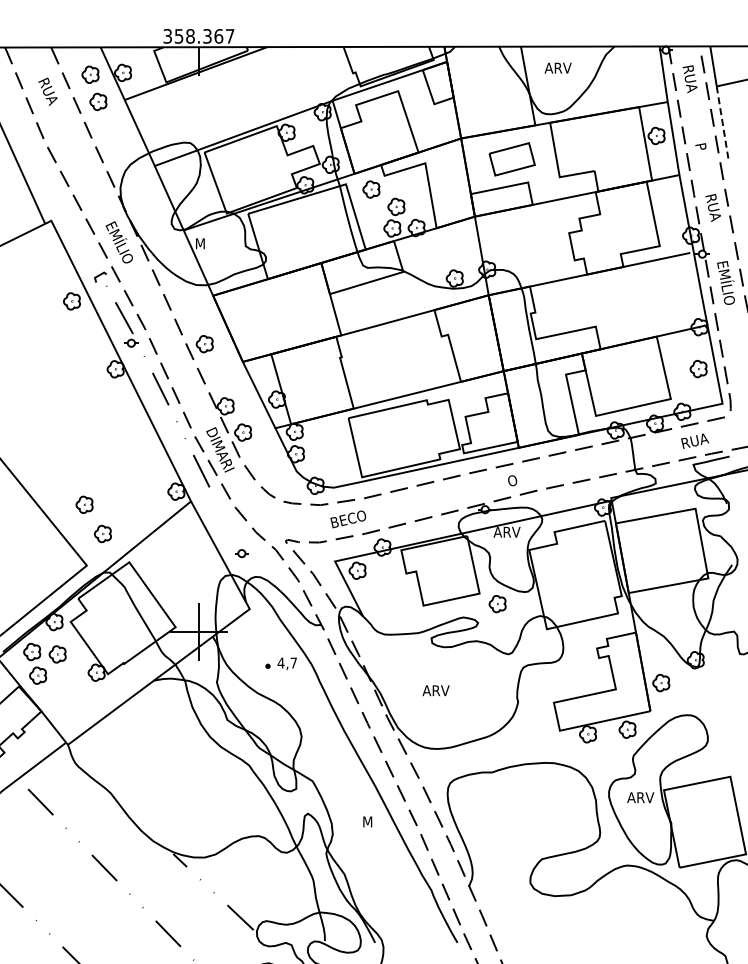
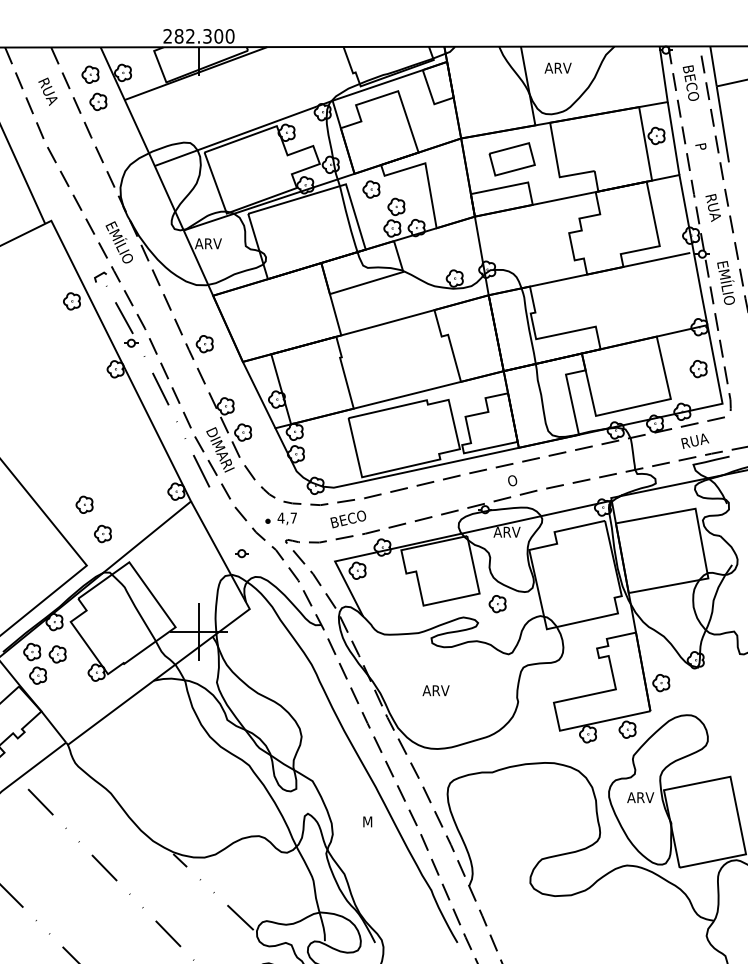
text: 358.367 -> 282.300 (198, 36)
text: RUA -> BECO (691, 83)
line: dashed -> solid (722, 124)
text: M -> ARV (208, 243)
part position: (280, 663) -> (280, 518) (280, 518)
